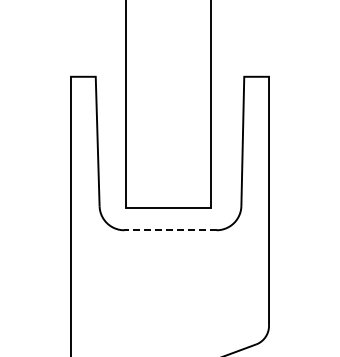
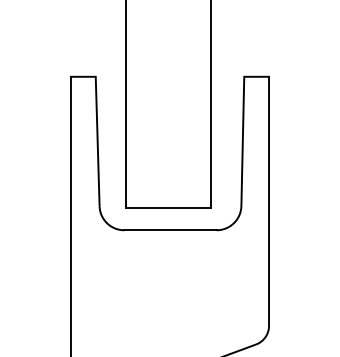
line: dashed -> solid (169, 230)
